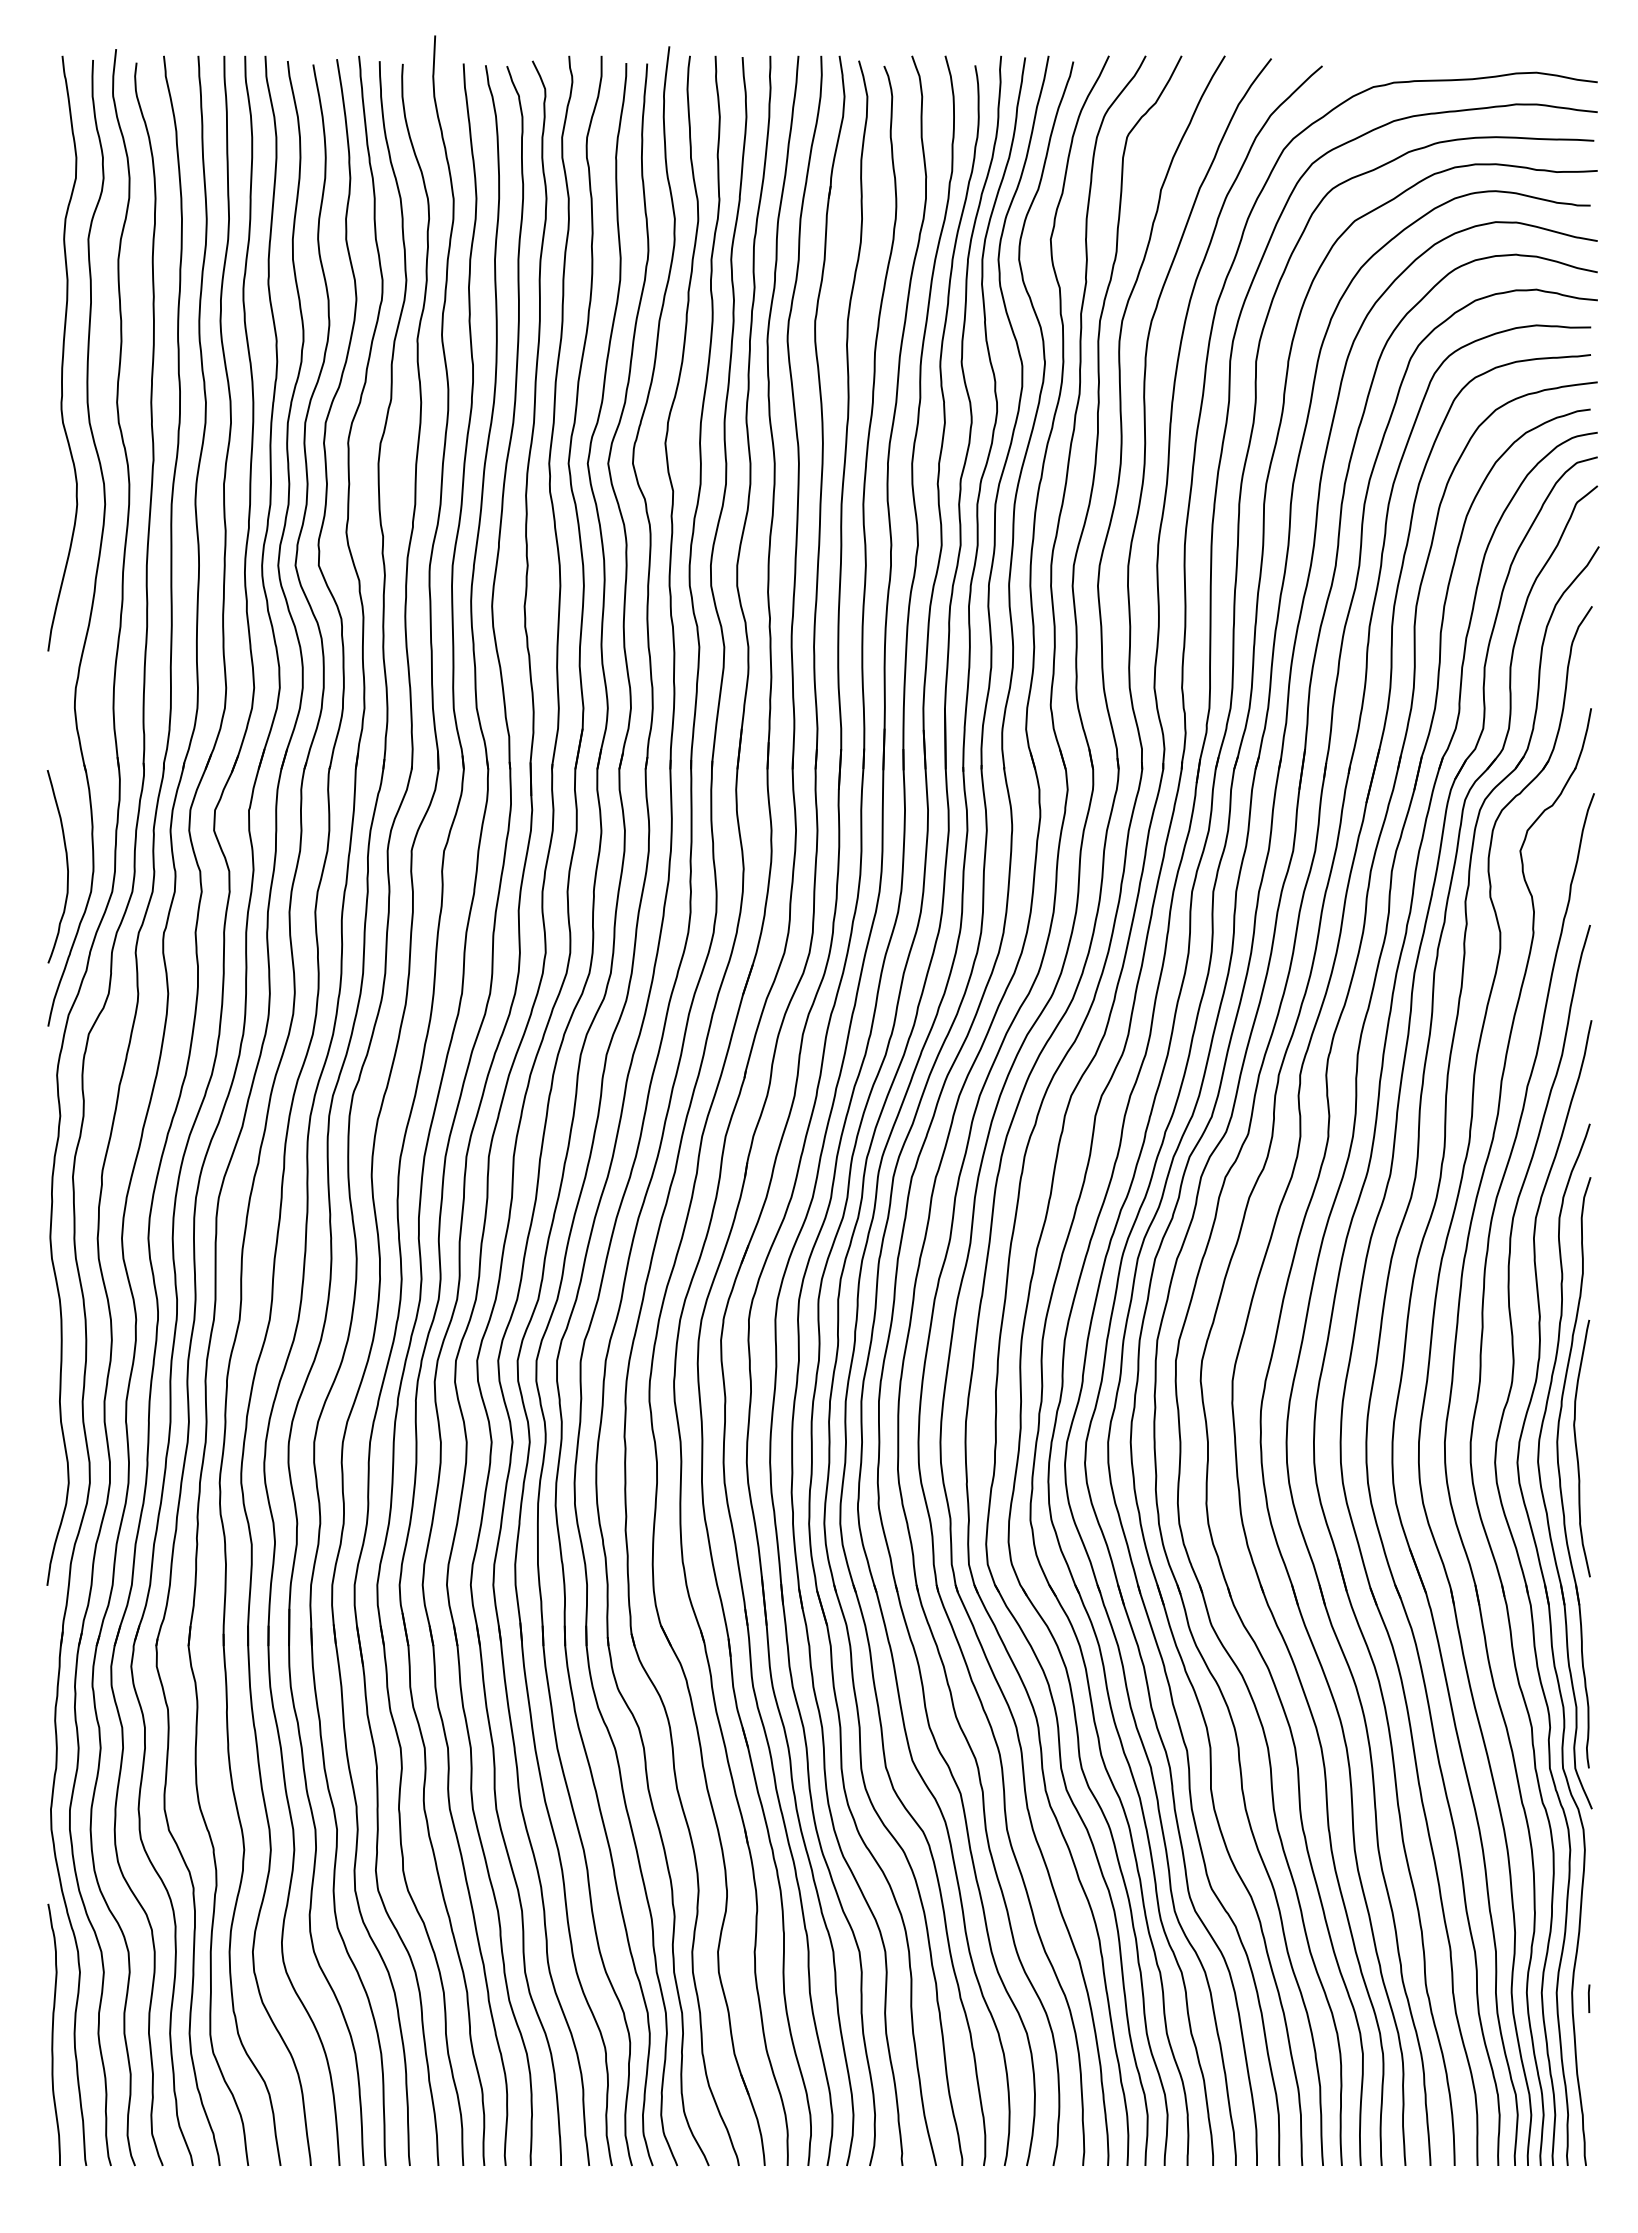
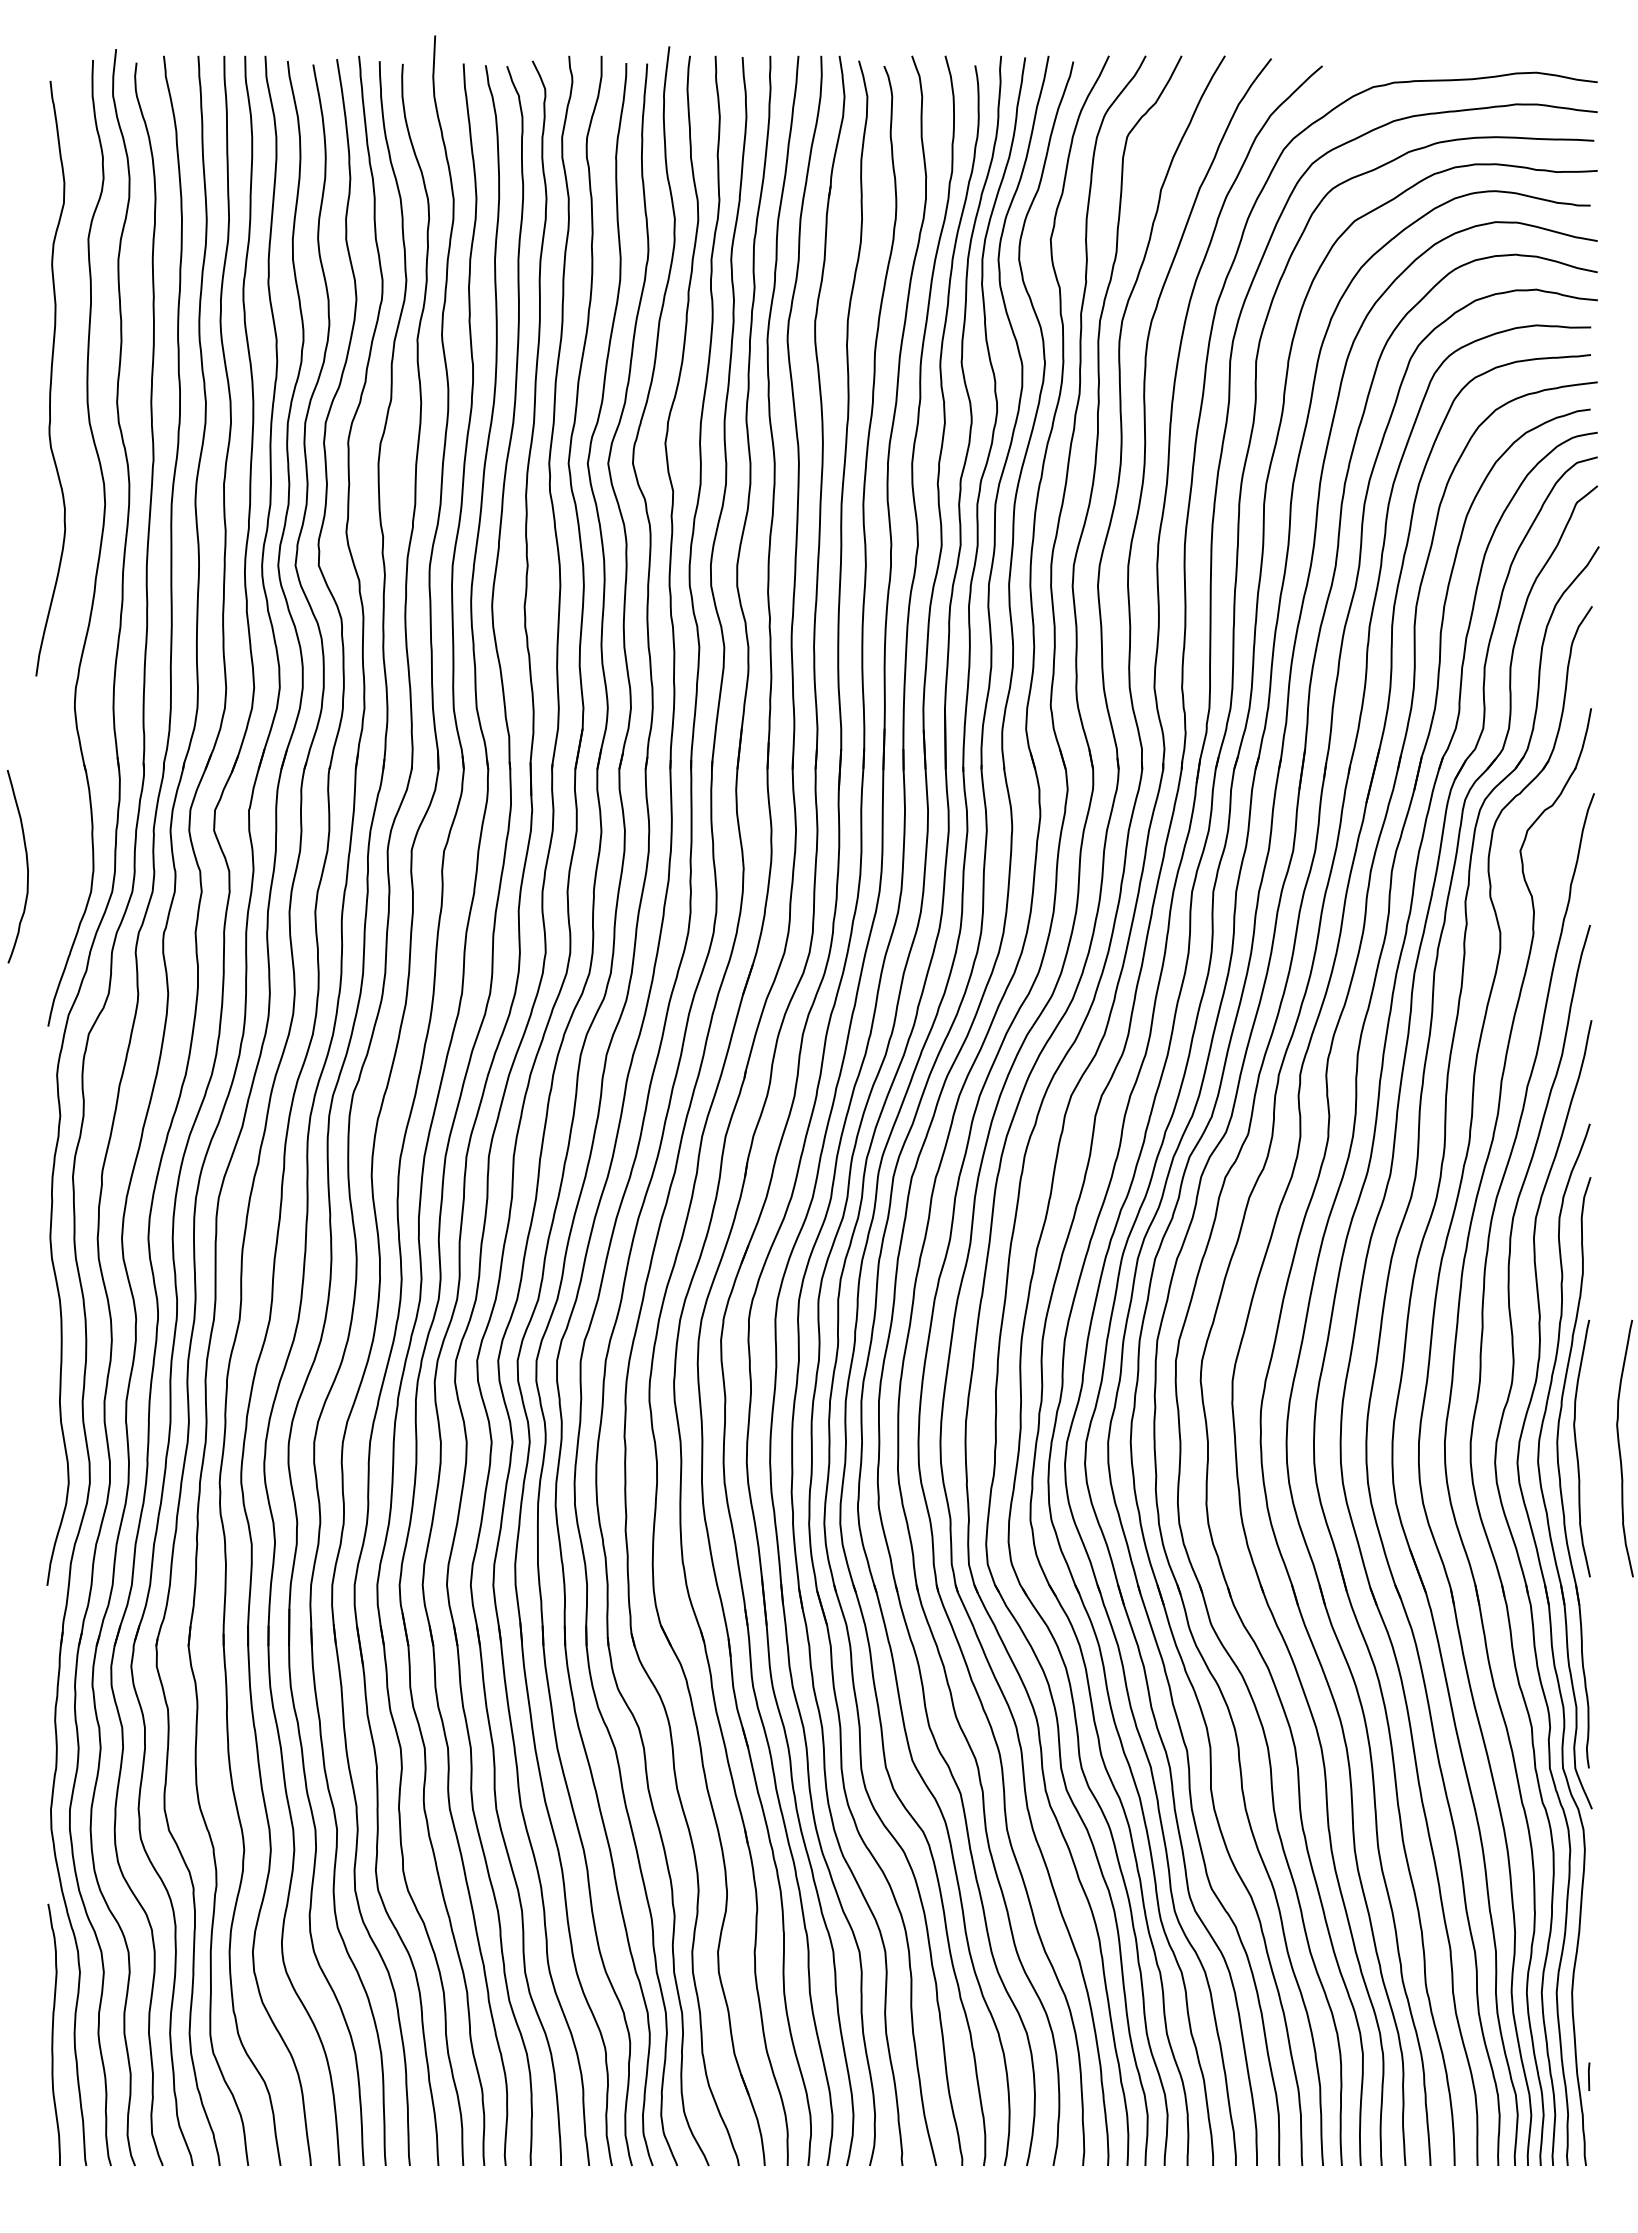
curve position: (62, 353) -> (50, 378) (50, 378)
curve position: (66, 866) -> (26, 866) (26, 866)
curve: none -> present (1620, 1448)
line position: (1588, 1998) -> (1588, 2076) (1588, 2076)
